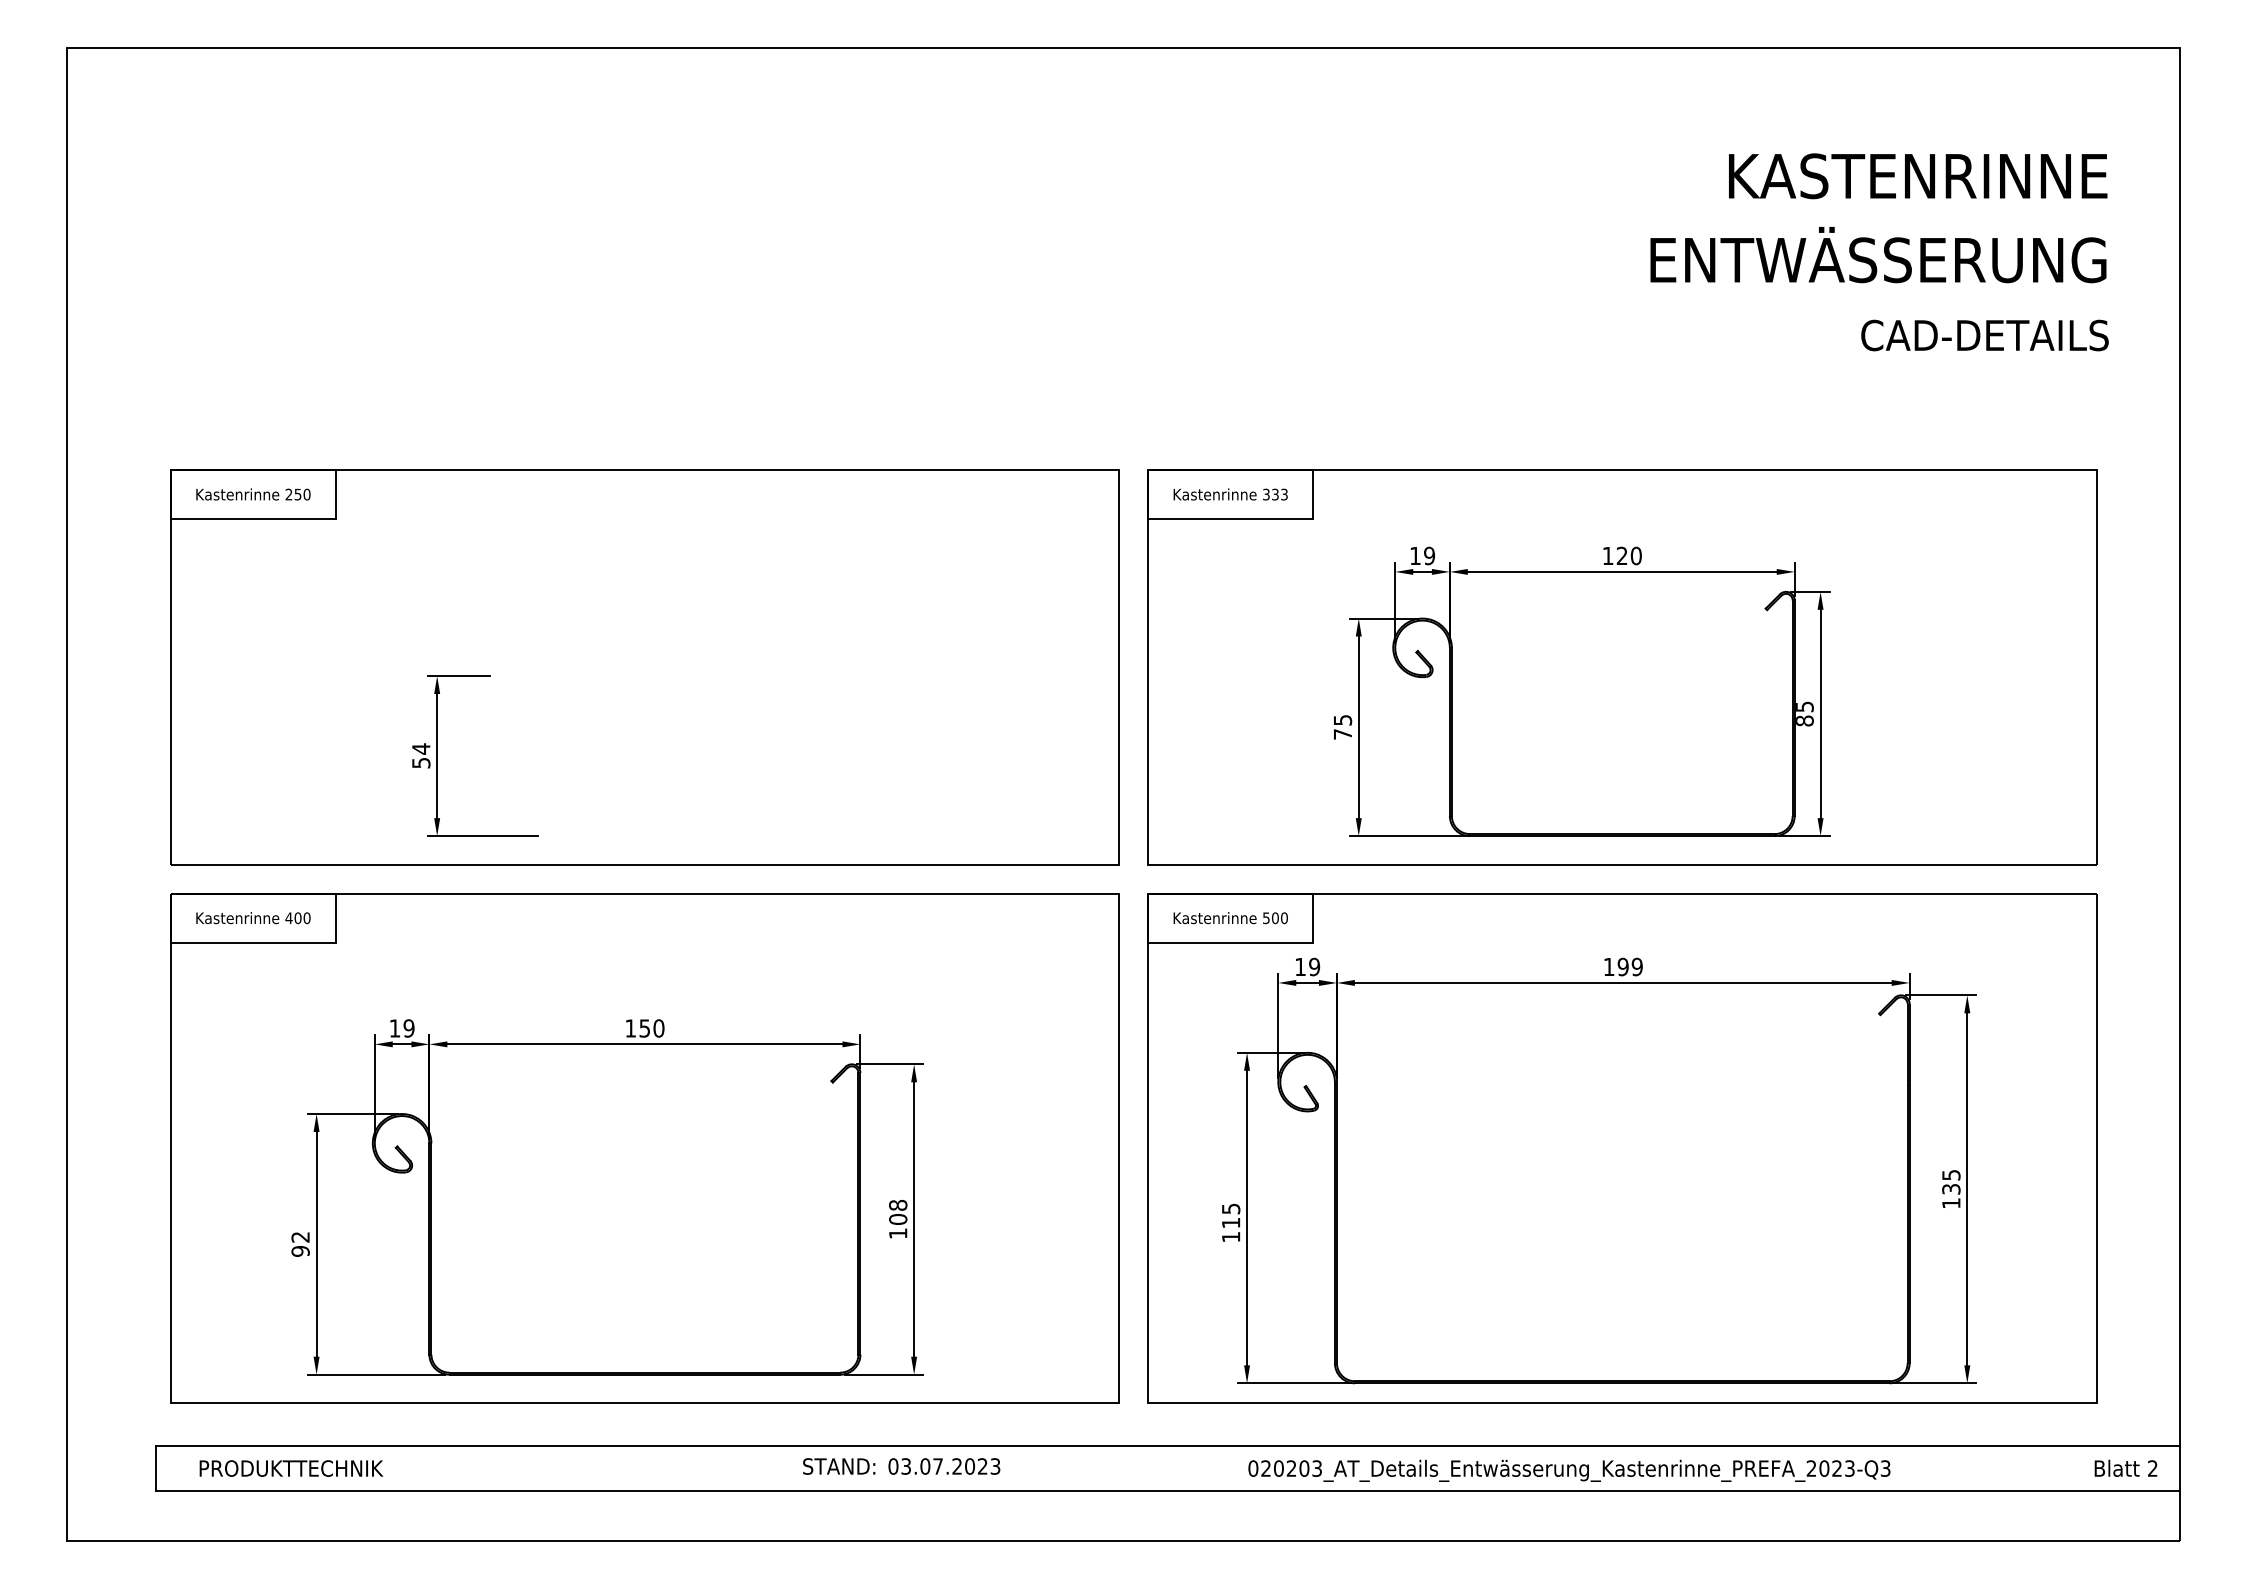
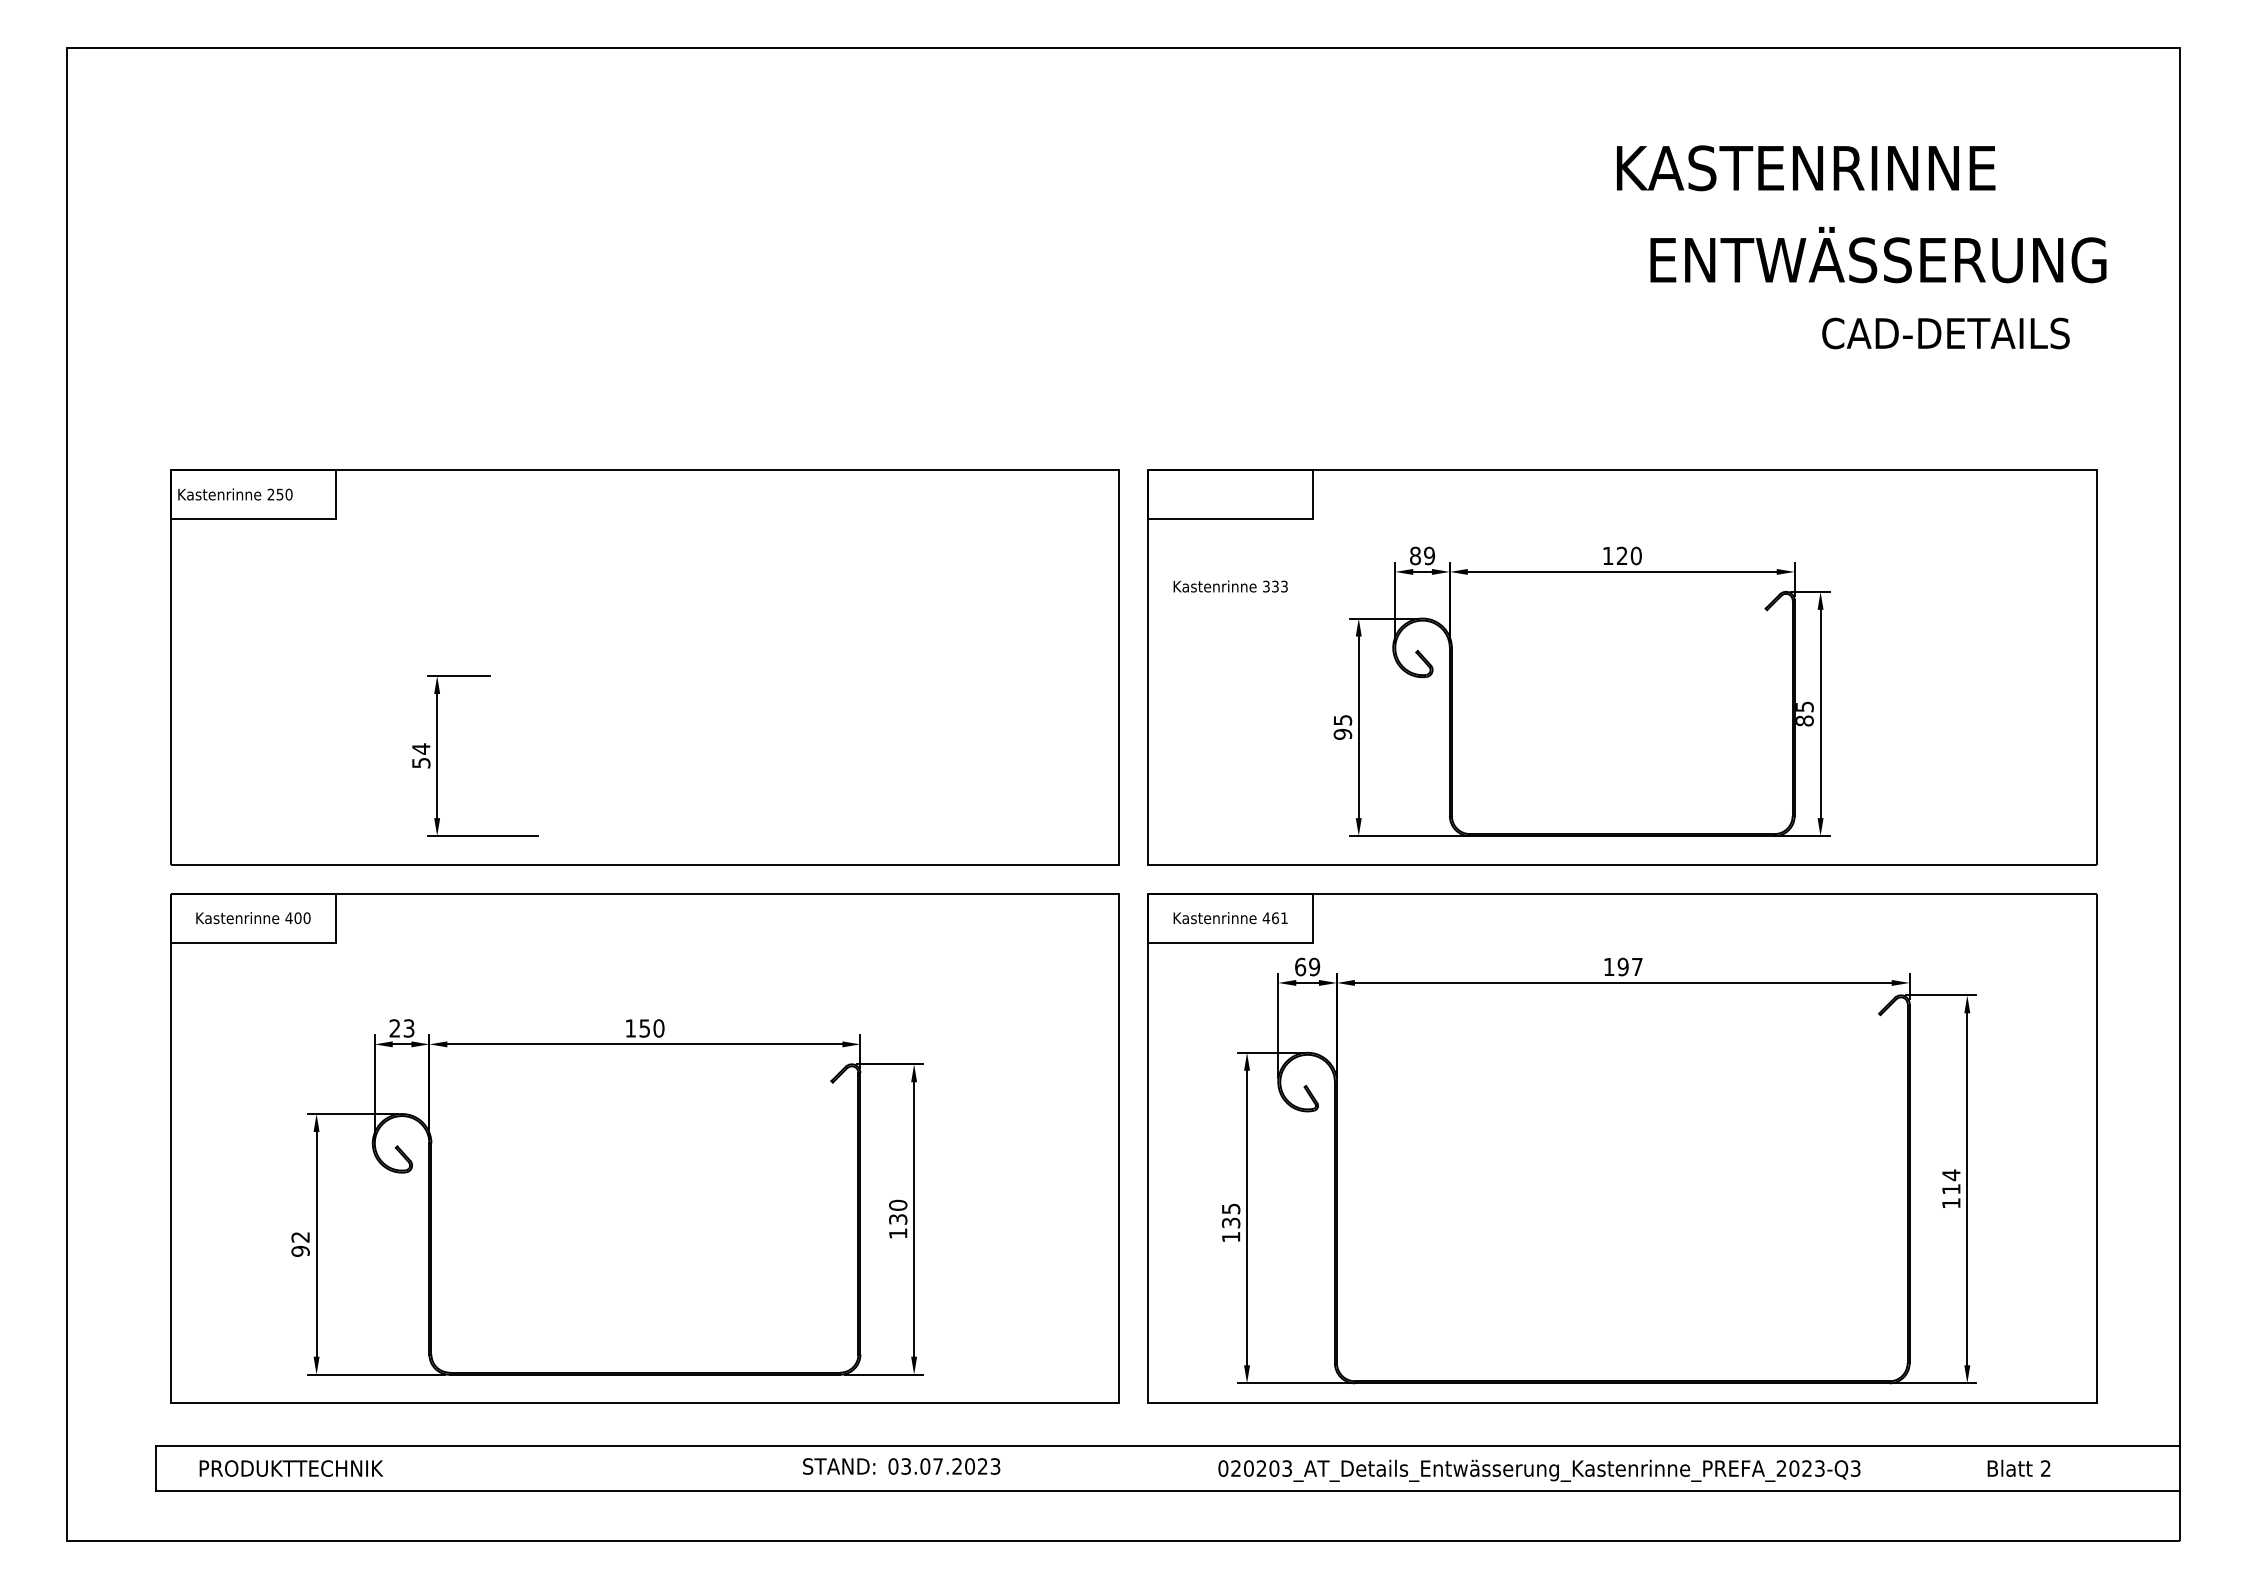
text position: (1918, 176) -> (1806, 168) (1806, 168)
text position: (1984, 335) -> (1945, 333) (1945, 333)
text position: (253, 494) -> (235, 494) (235, 494)
text position: (1230, 494) -> (1230, 586) (1230, 586)
text: 19 -> 89 (1415, 555)
text: 75 -> 95 (1342, 734)
text: 500 -> 461 (1274, 918)
text: 19 -> 69 (1300, 966)
text: 199 -> 197 (1636, 966)
text: 19 -> 23 (401, 1028)
text: 135 -> 114 (1951, 1181)
text: 108 -> 130 (898, 1211)
text: 115 -> 135 (1230, 1222)
text position: (2125, 1467) -> (2018, 1467) (2018, 1467)
text position: (1569, 1470) -> (1539, 1470) (1539, 1470)
